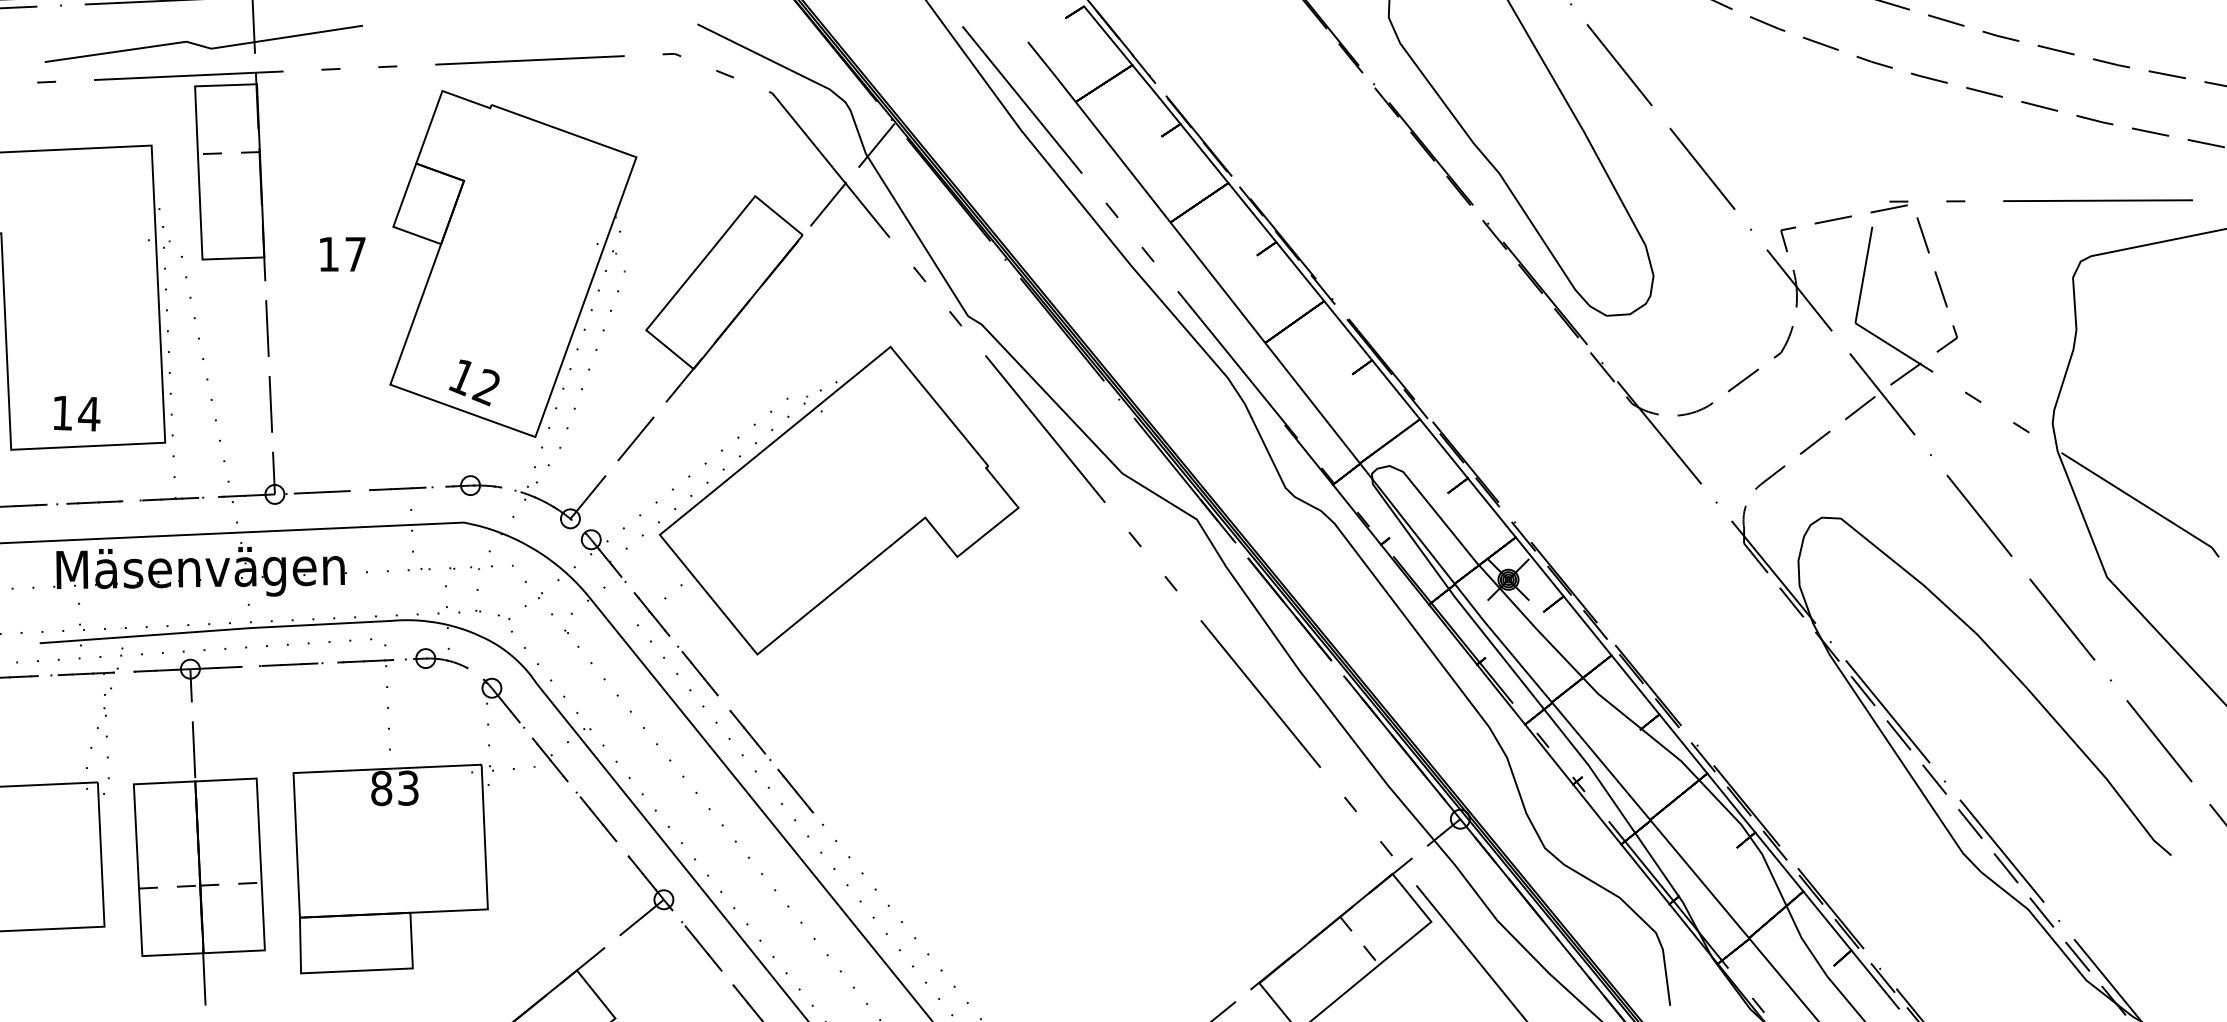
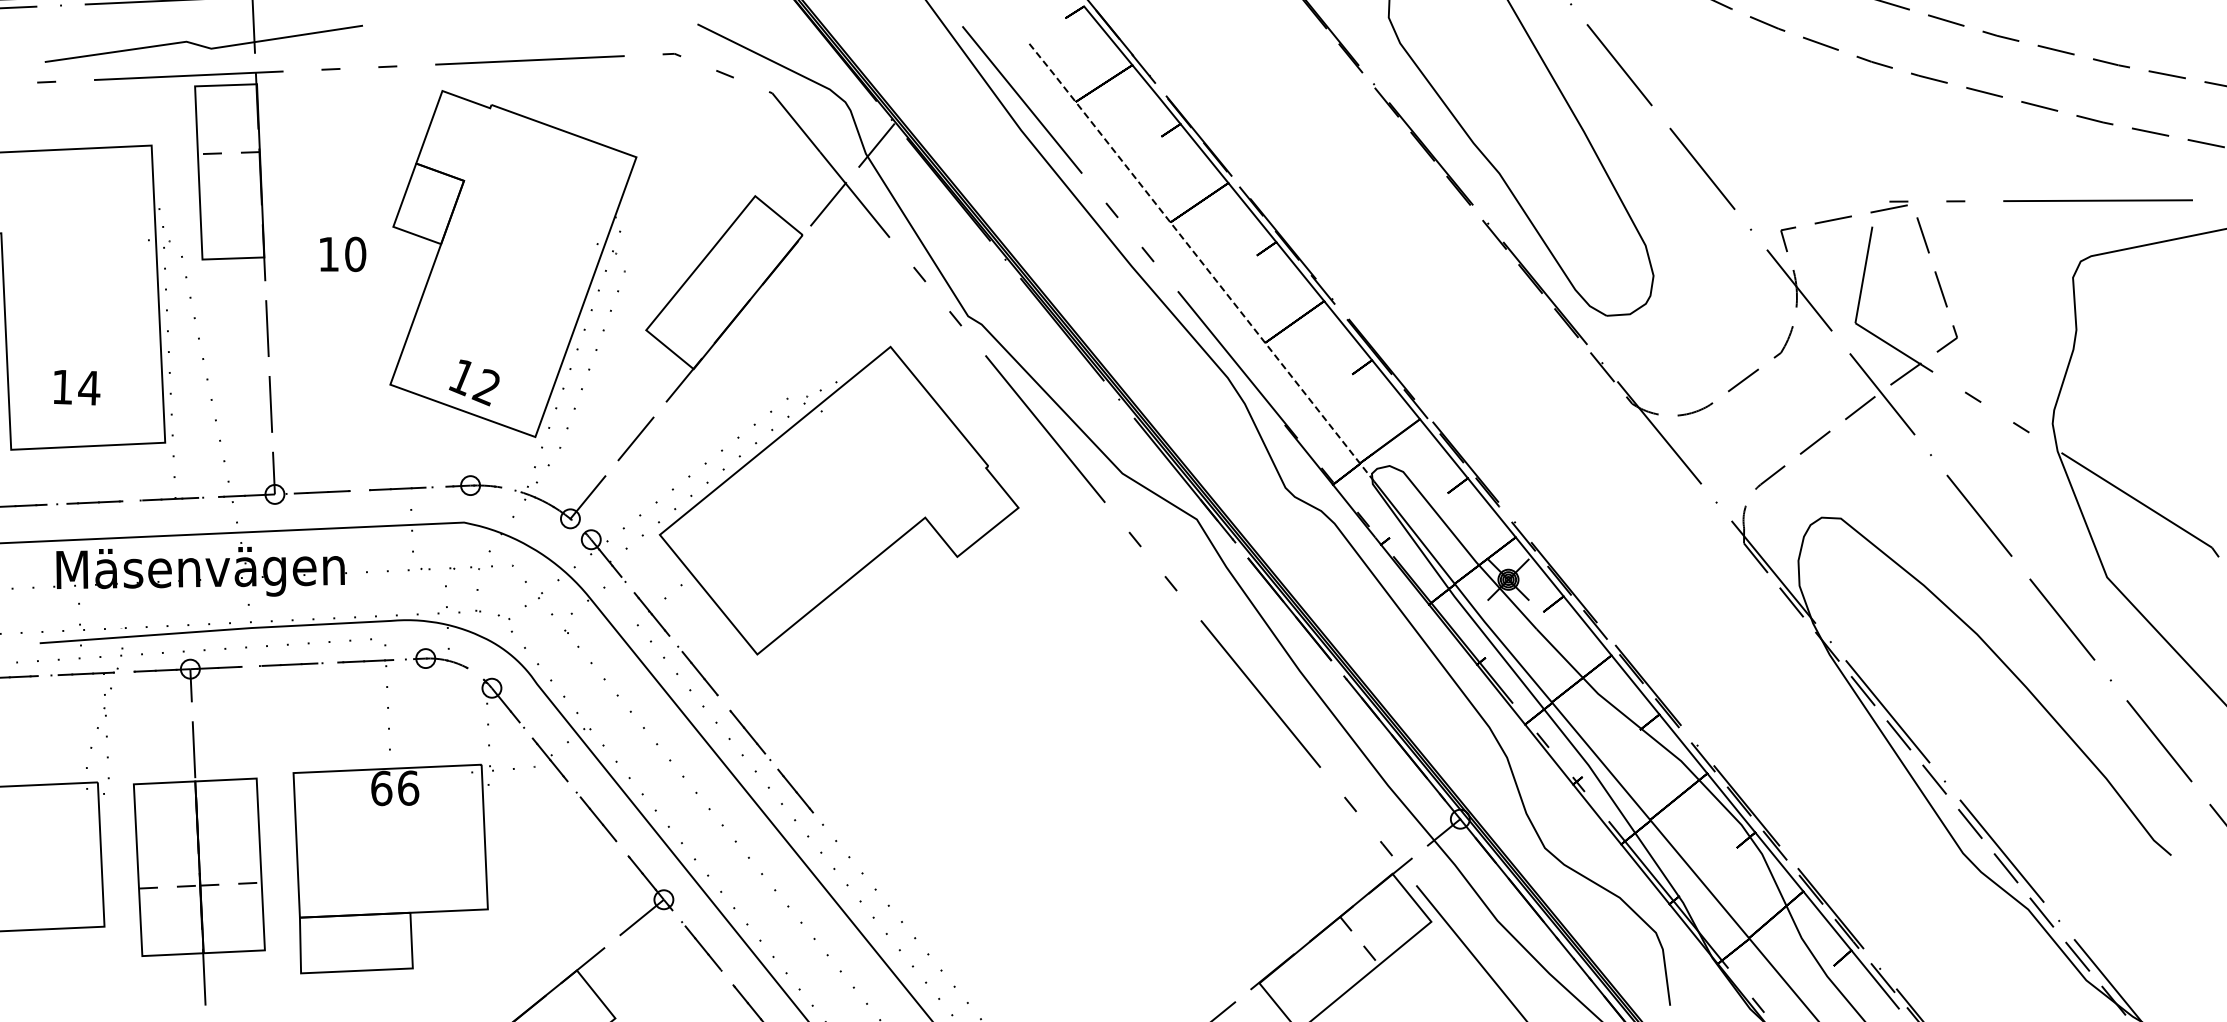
text: 17 -> 10 (355, 254)
line: solid -> dashed (1200, 260)
text position: (77, 413) -> (77, 387) (77, 387)
text: 83 -> 66 (395, 788)
